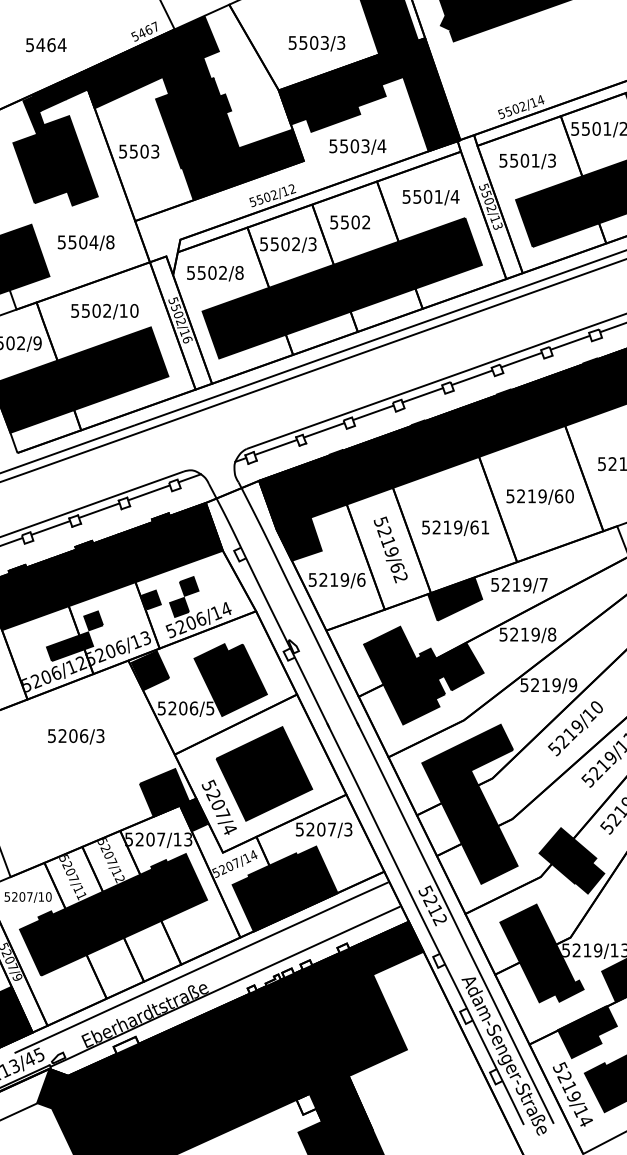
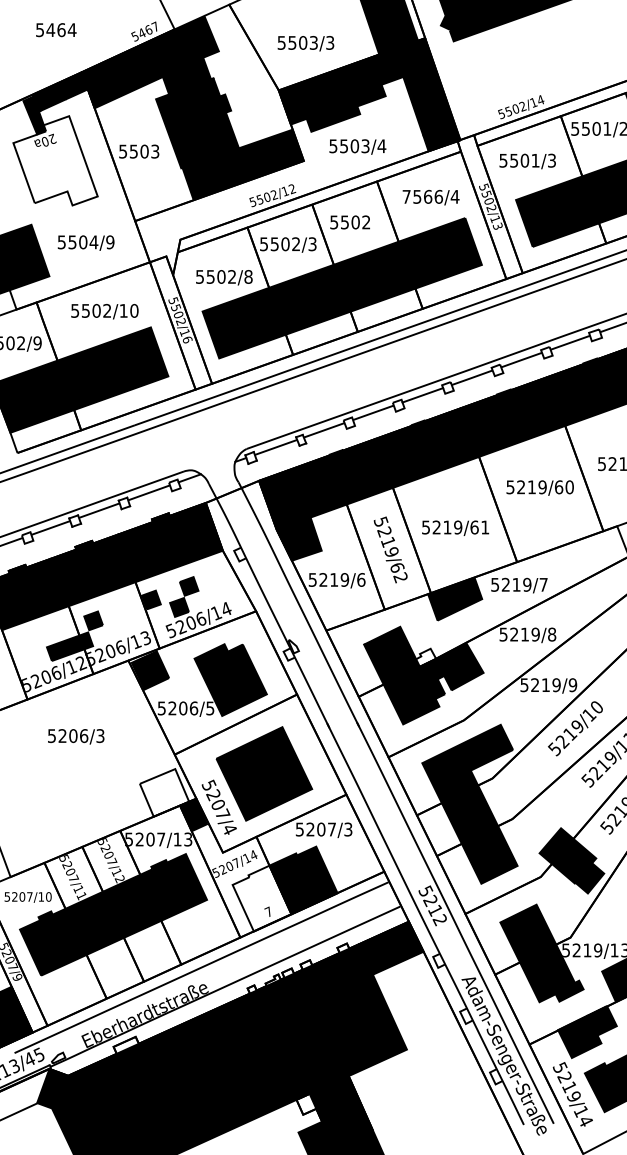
text position: (316, 43) -> (305, 43) (305, 43)
text position: (46, 45) -> (56, 30) (56, 30)
fill: present -> none (55, 160)
text: 5501/4 -> 7566/4 (422, 196)
text: 5504/8 -> 5504/9 (110, 242)
text position: (215, 273) -> (224, 277) (224, 277)
text position: (539, 496) -> (539, 487) (539, 487)
fill: present -> none (426, 657)
fill: present -> none (164, 792)
fill: present -> none (261, 898)
